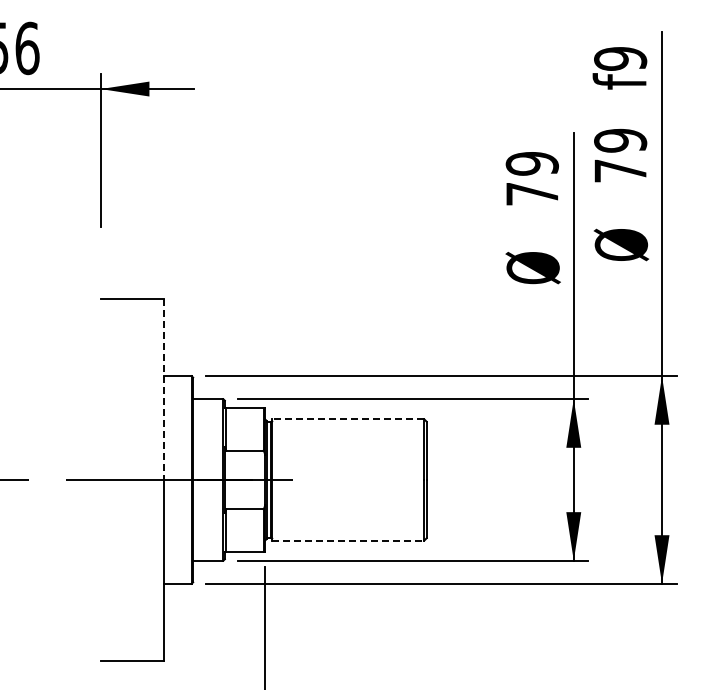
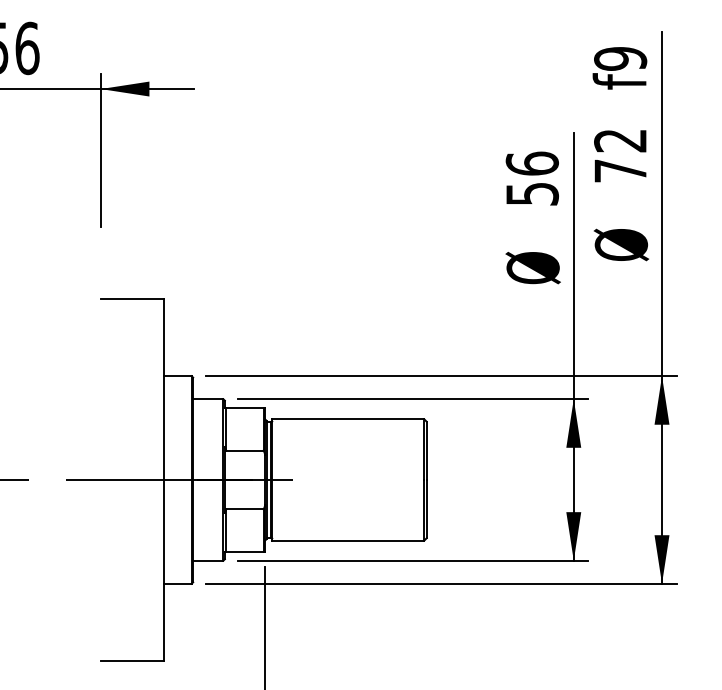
text: 79 -> 72 (620, 140)
text: 79 -> 56 (531, 178)
line: dashed -> solid (164, 390)
line: dashed -> solid (348, 419)
line: dashed -> solid (348, 540)
